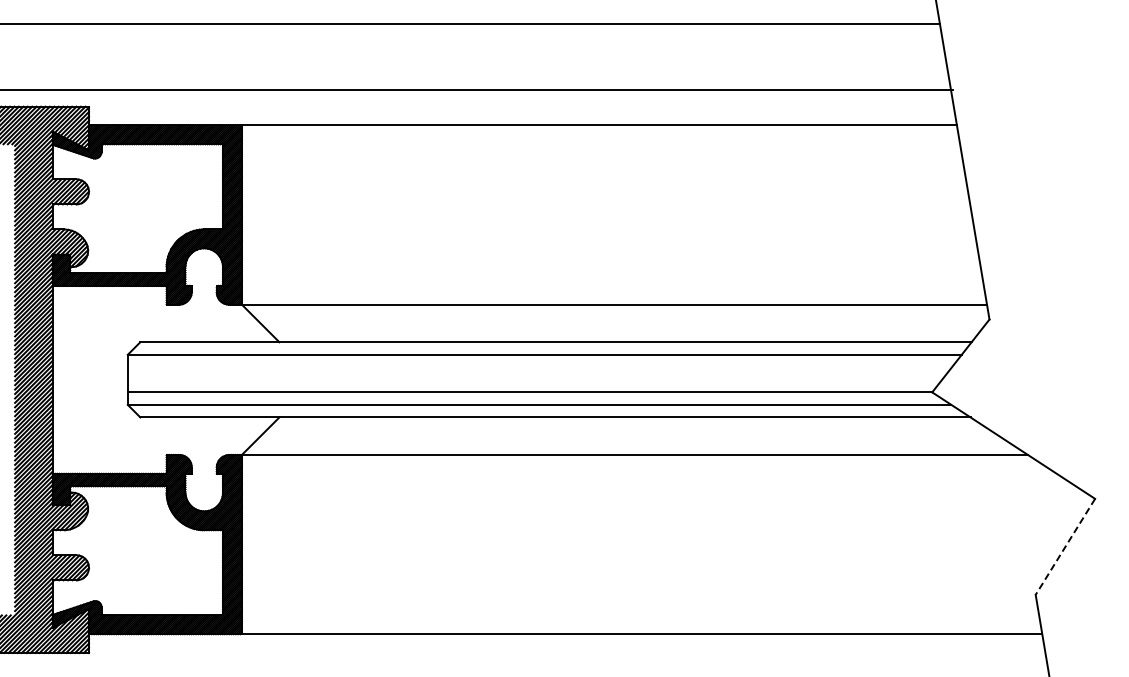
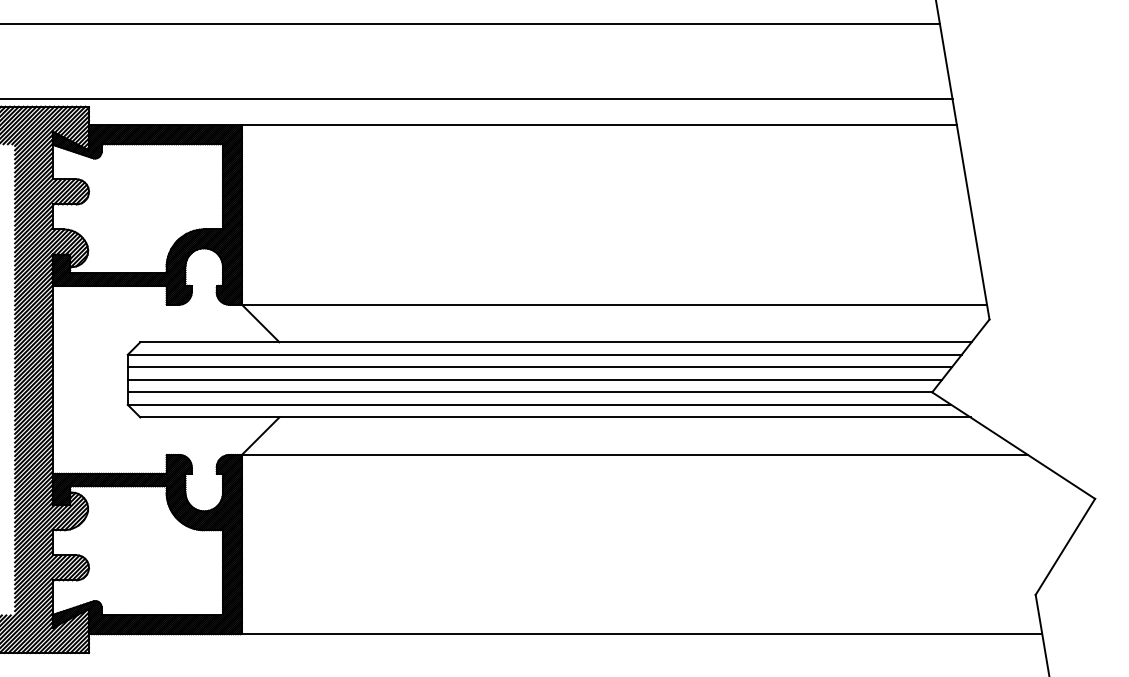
line position: (477, 90) -> (477, 99) (477, 99)
line: none -> present (539, 367)
line: none -> present (534, 379)
line: dashed -> solid (1065, 547)
